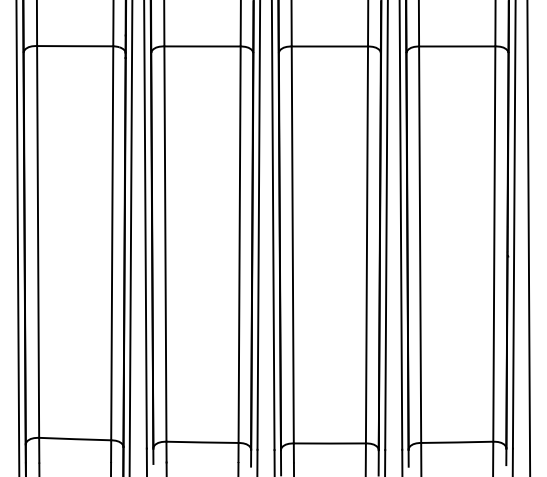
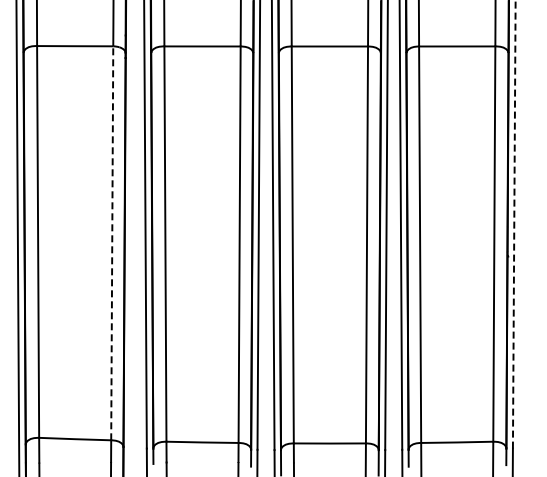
line: solid -> dashed (514, 224)
line: present -> none (130, 237)
line: present -> none (528, 237)
line: solid -> dashed (112, 243)
